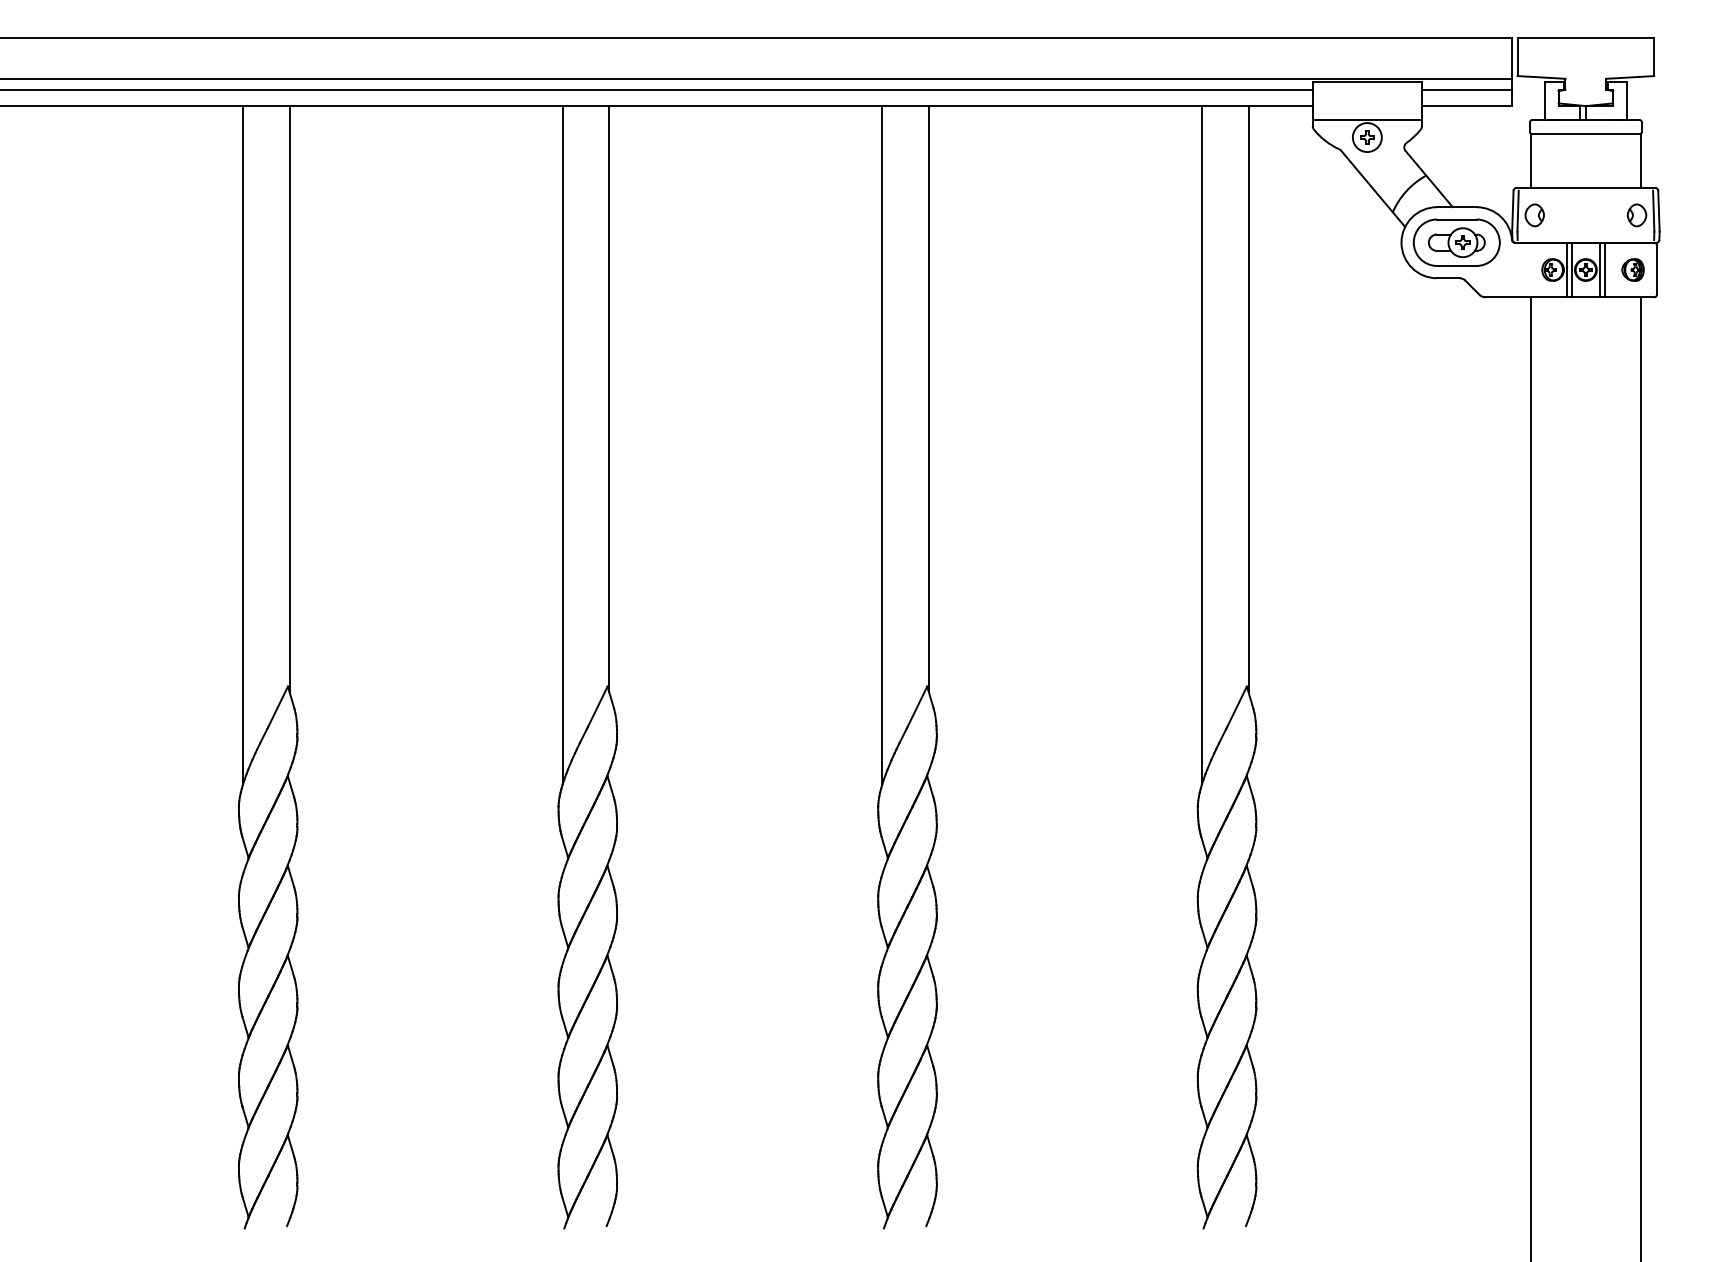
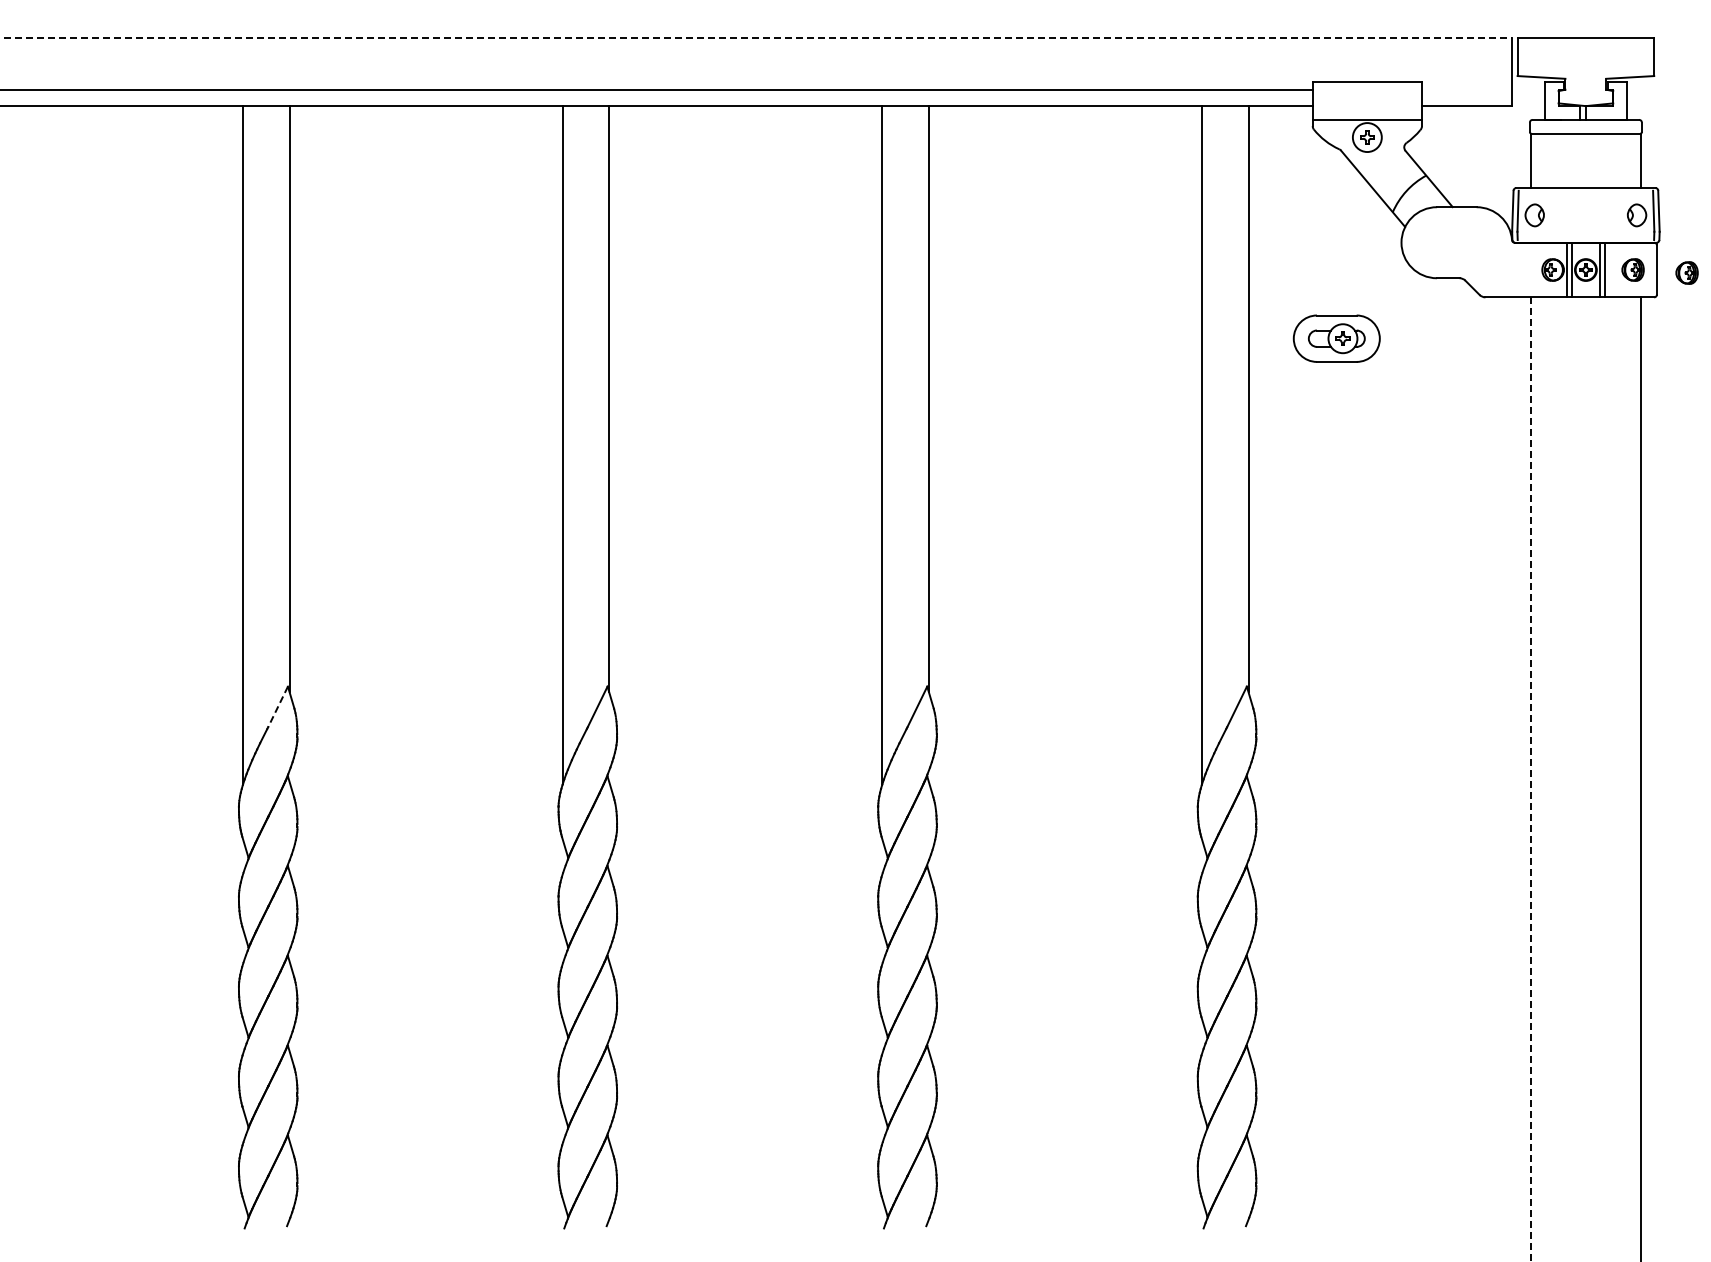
line: solid -> dashed (756, 37)
line: present -> none (757, 78)
line: present -> none (1466, 89)
part position: (1456, 242) -> (1336, 338) (1336, 338)
part: none -> present (1686, 272)
line: solid -> dashed (278, 706)
line: solid -> dashed (1530, 780)
